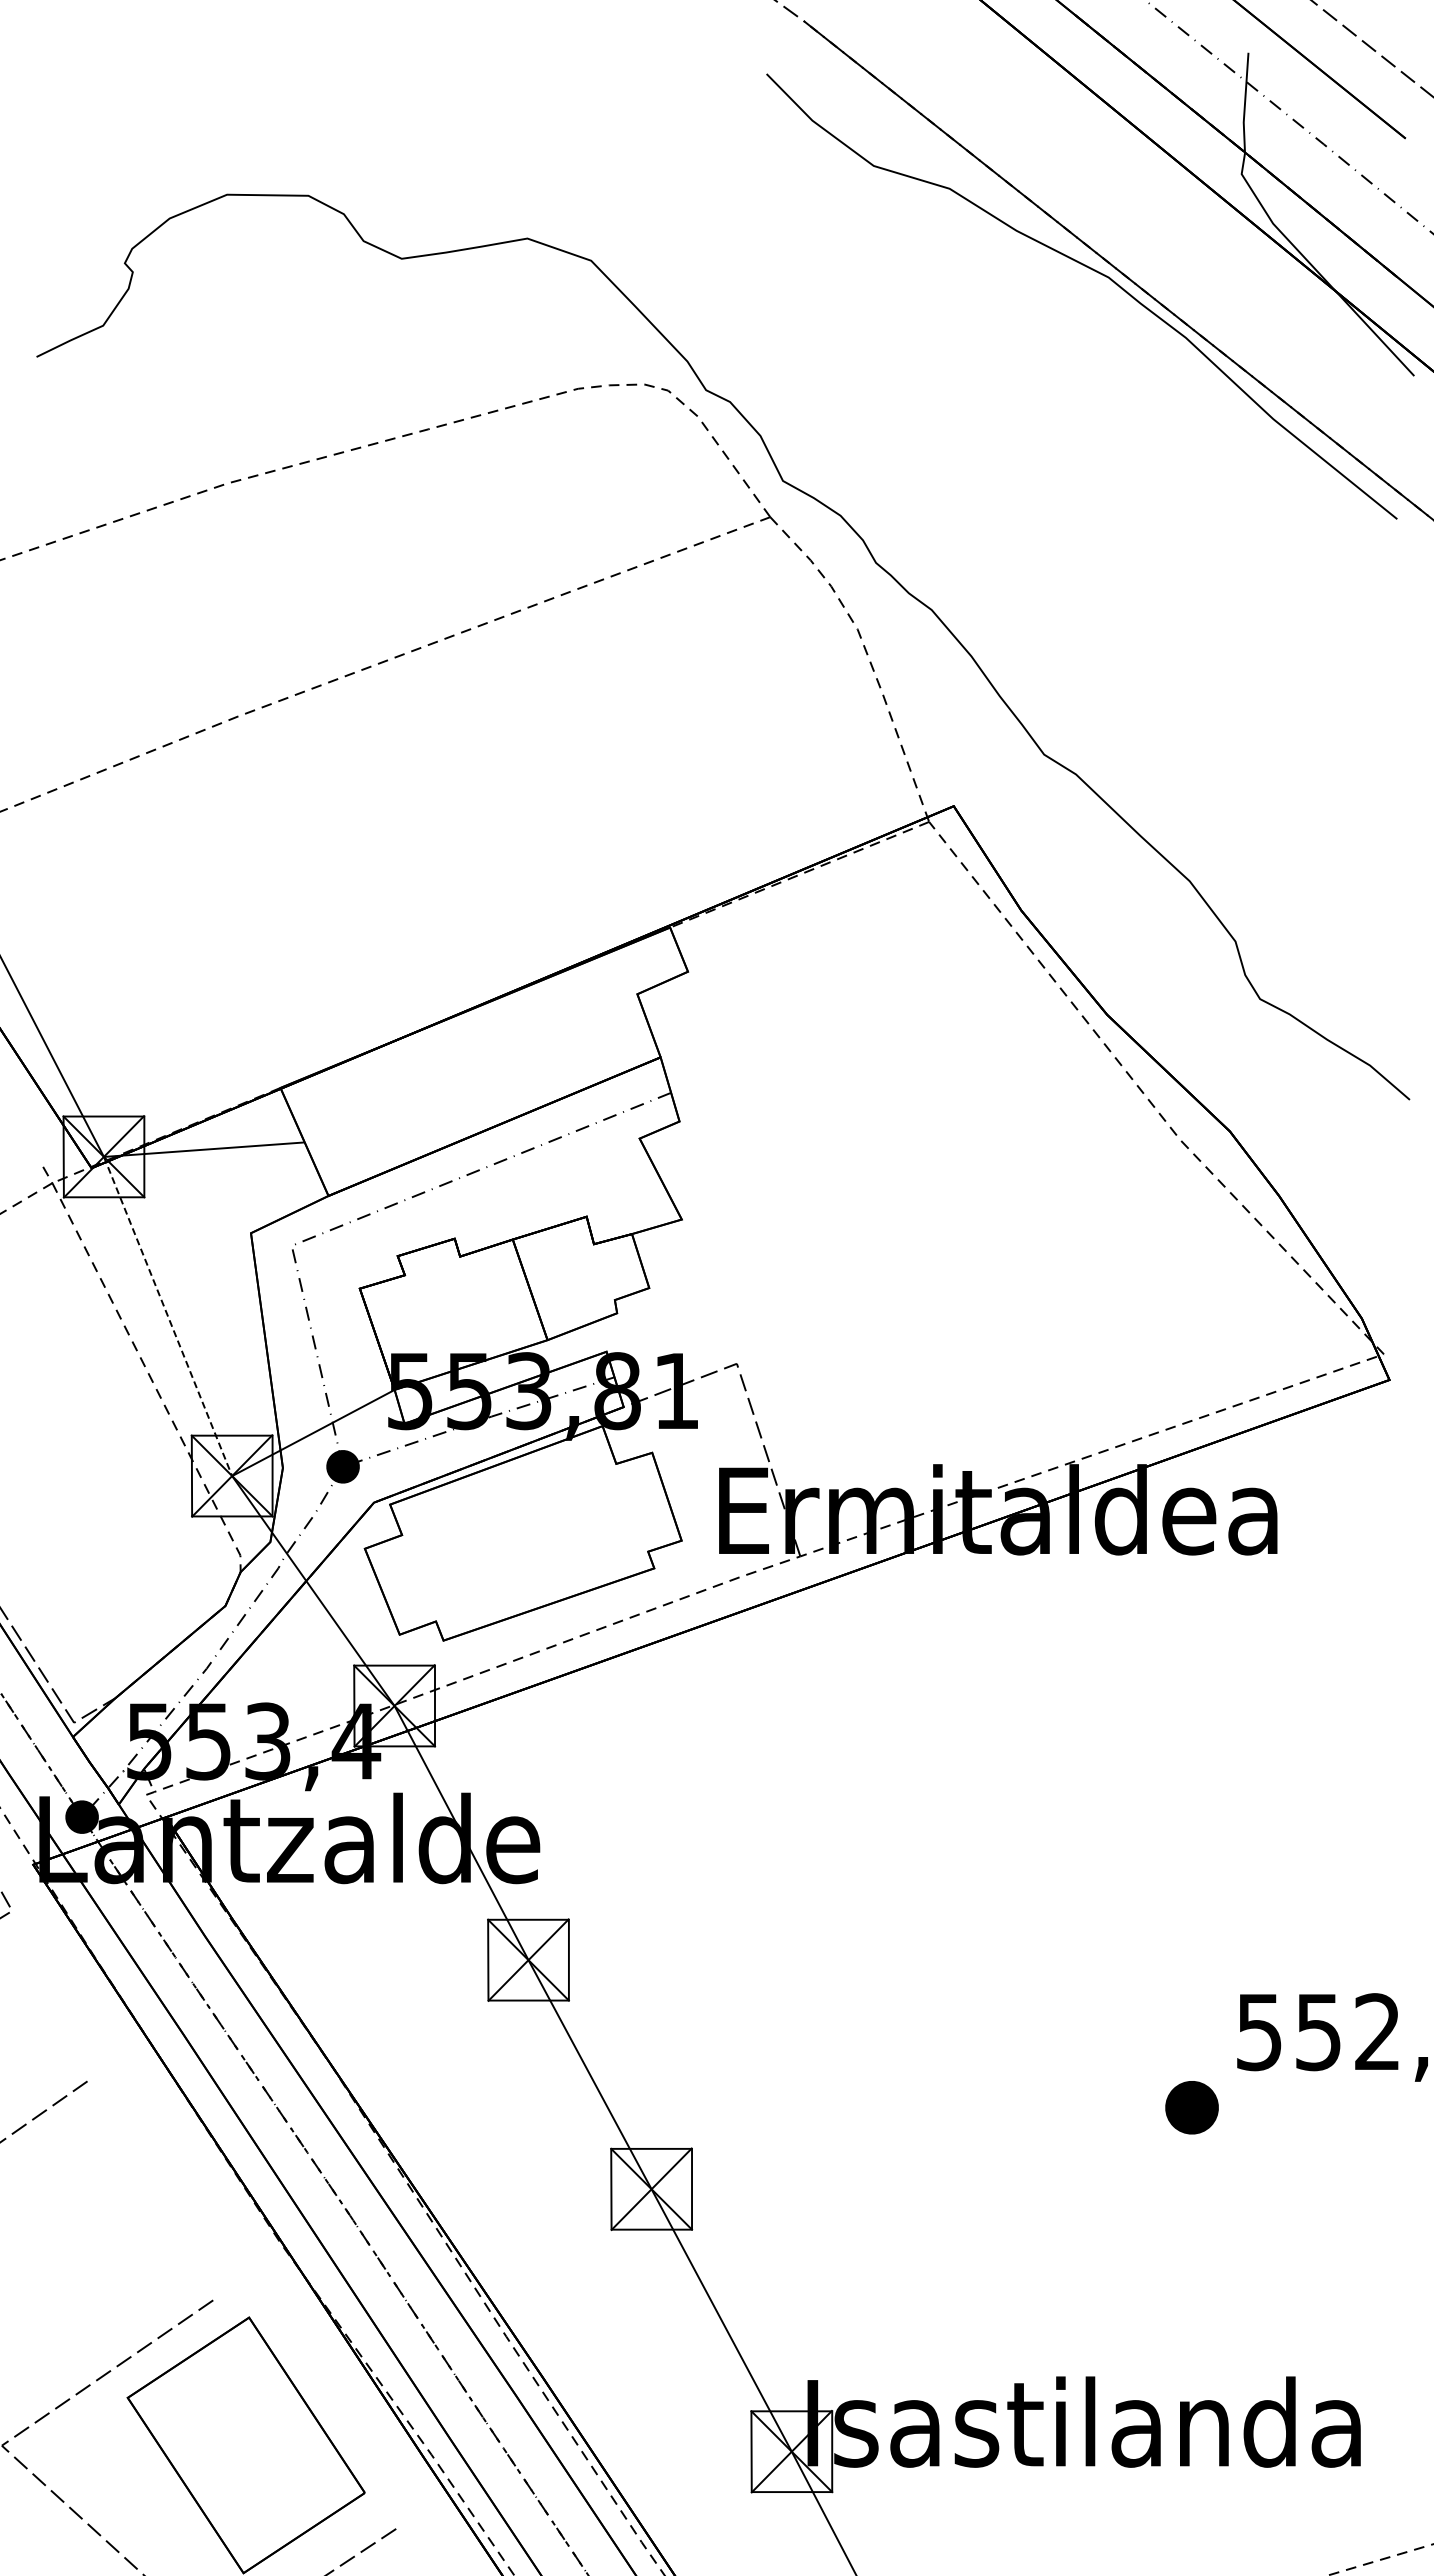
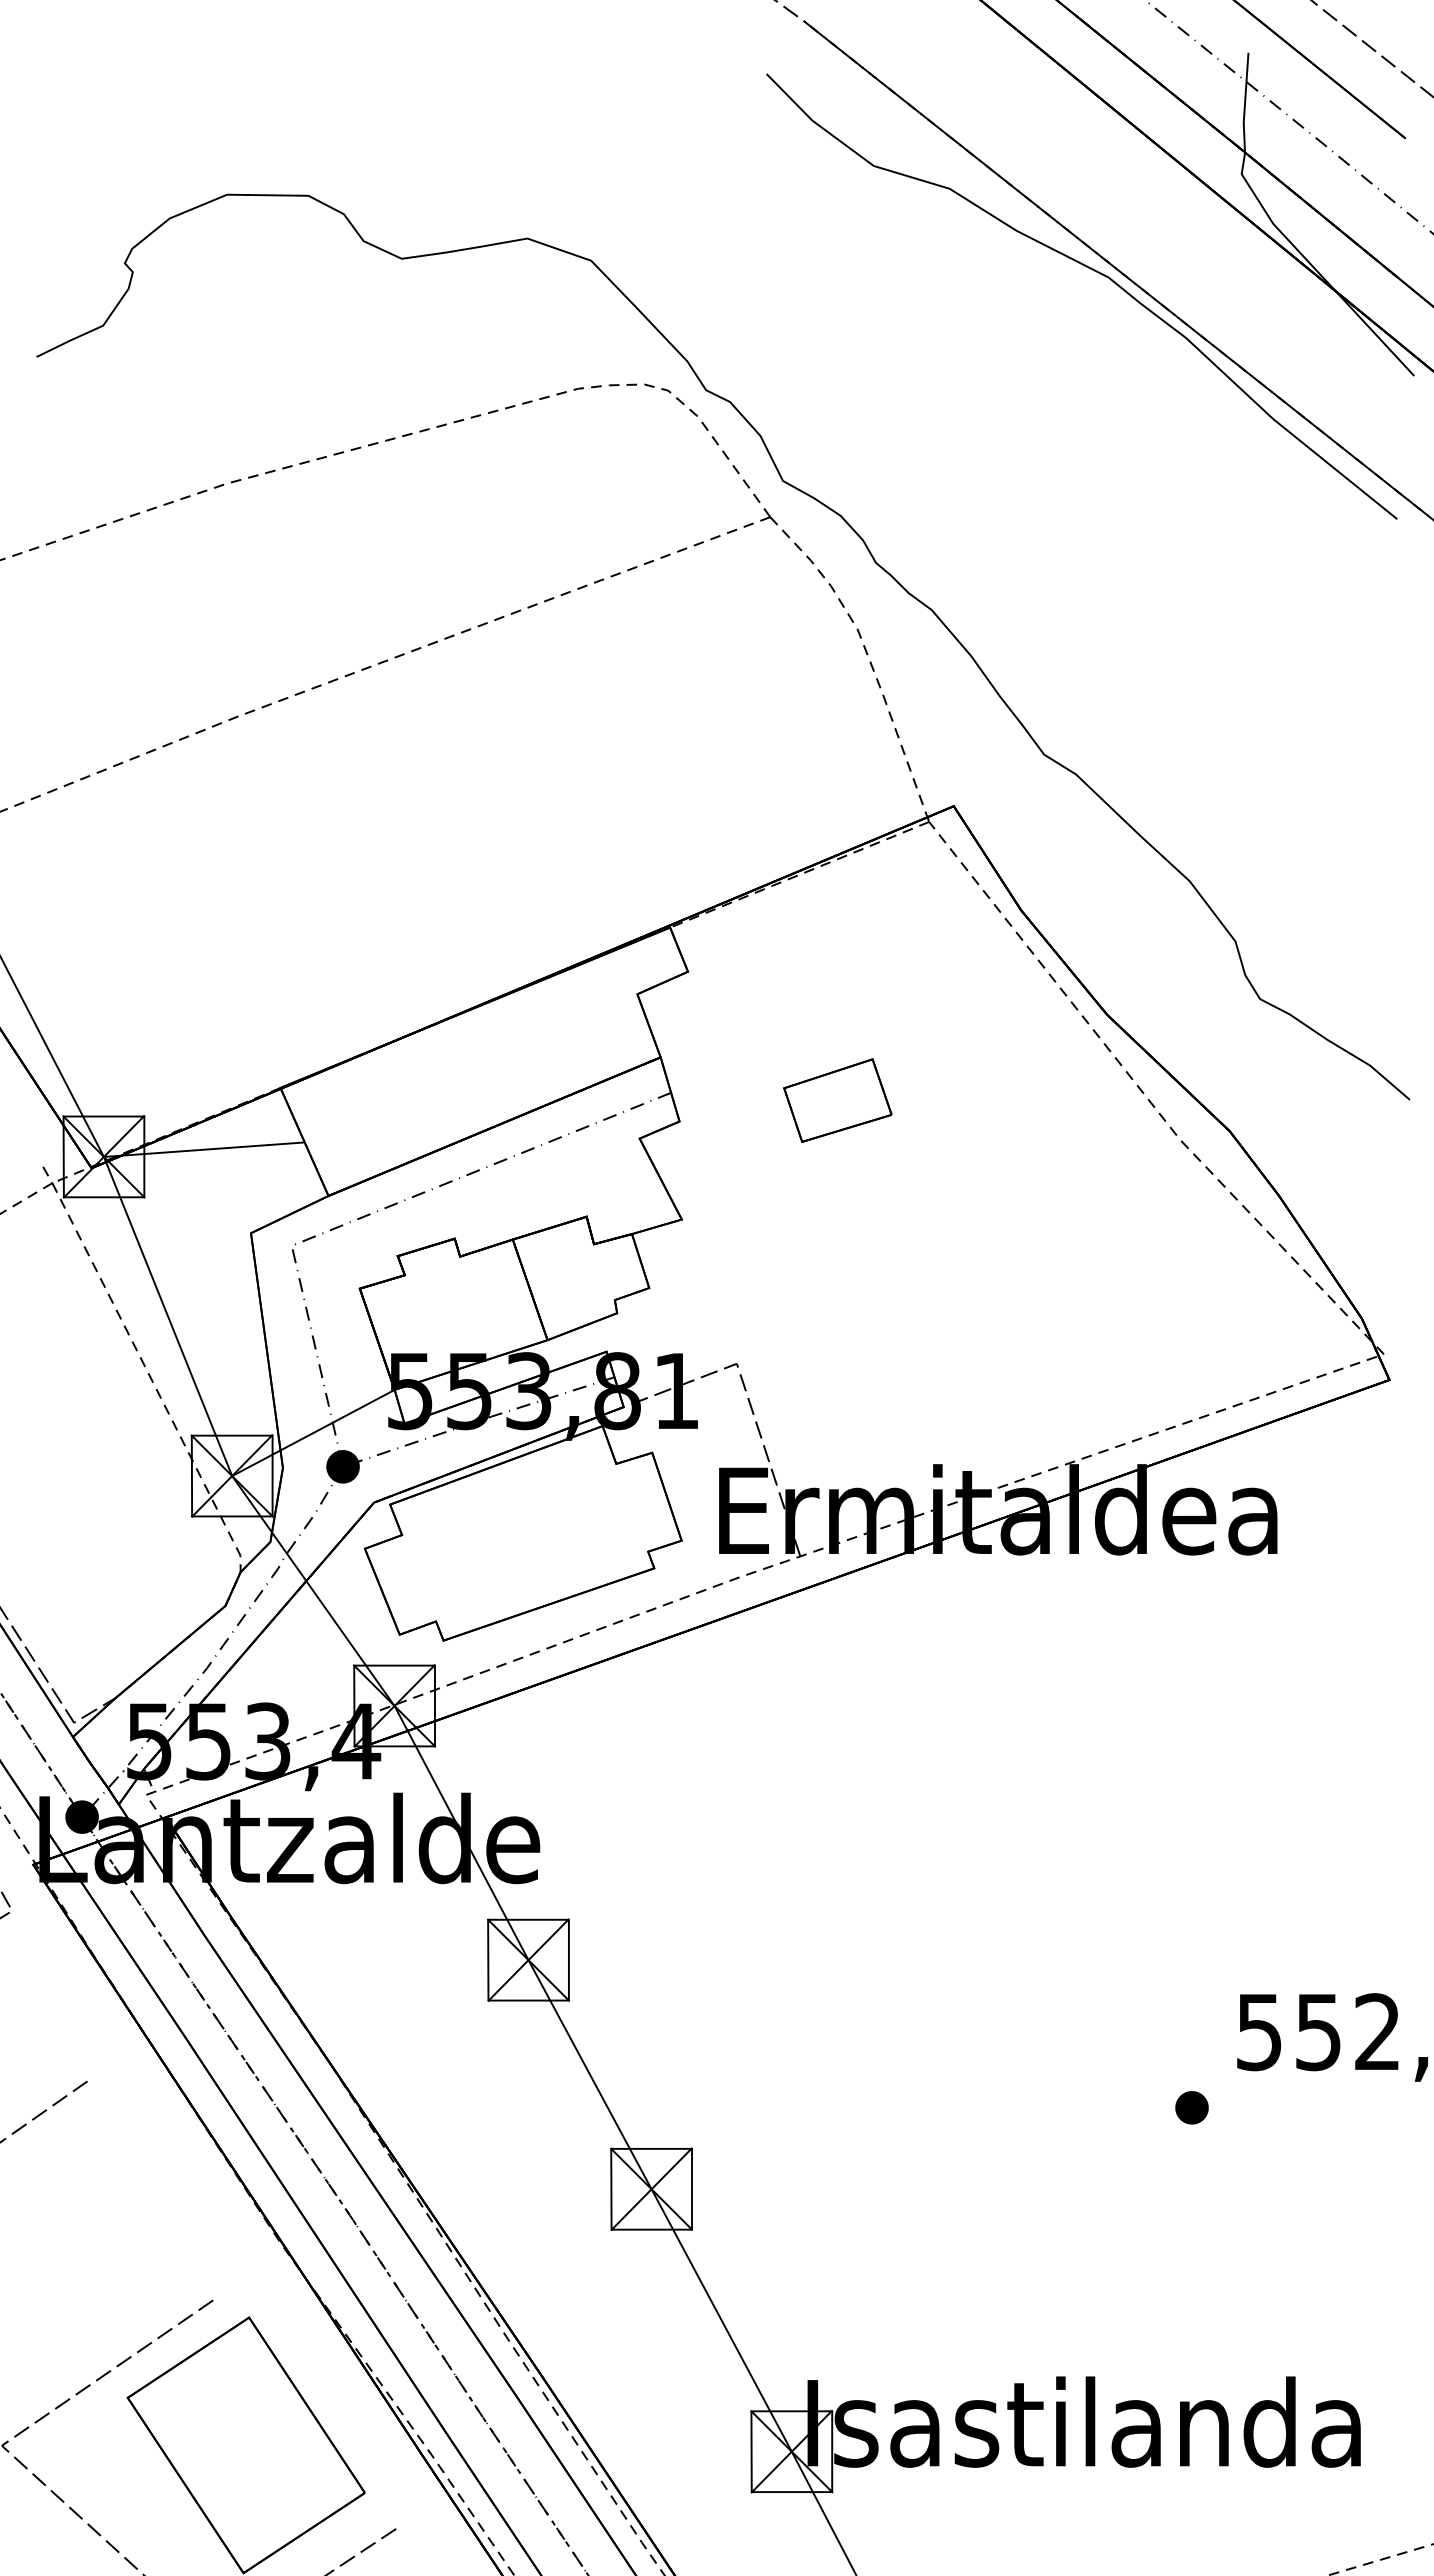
part: none -> present (837, 1100)
line: dashed -> solid (168, 1316)
part size: 54x54 px -> 34x34 px (1191, 2107)
